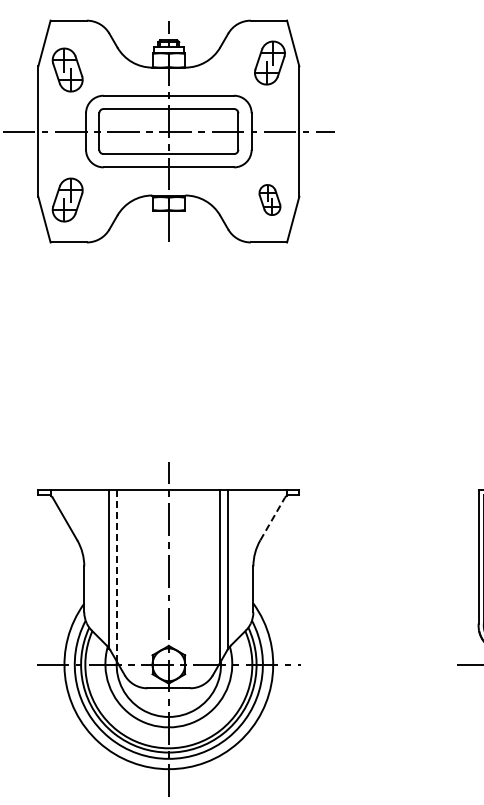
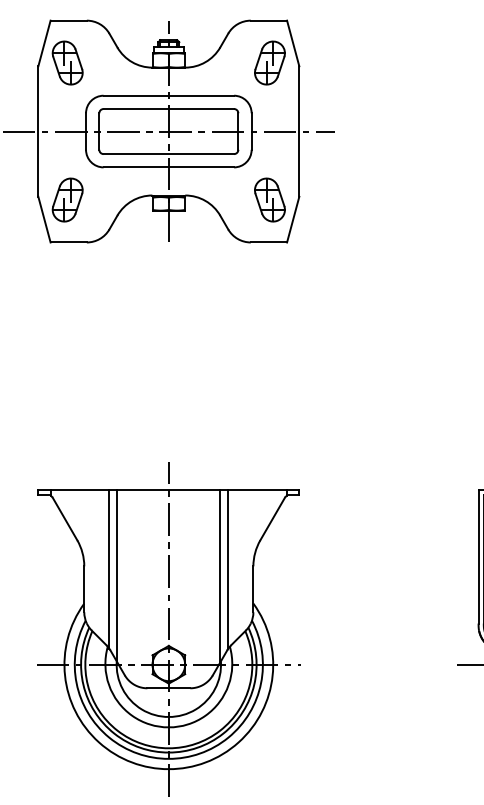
part position: (67, 69) -> (67, 62) (67, 62)
part size: 24x32 px -> 32x46 px (269, 199)
line: dashed -> solid (272, 519)
line: dashed -> solid (117, 576)
